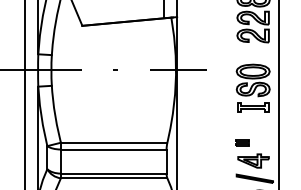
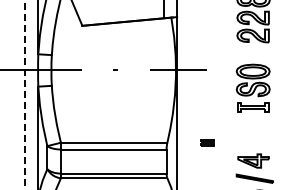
line: solid -> dashed (24, 94)
line: present -> none (279, 94)
part position: (242, 142) -> (207, 142) (207, 142)
